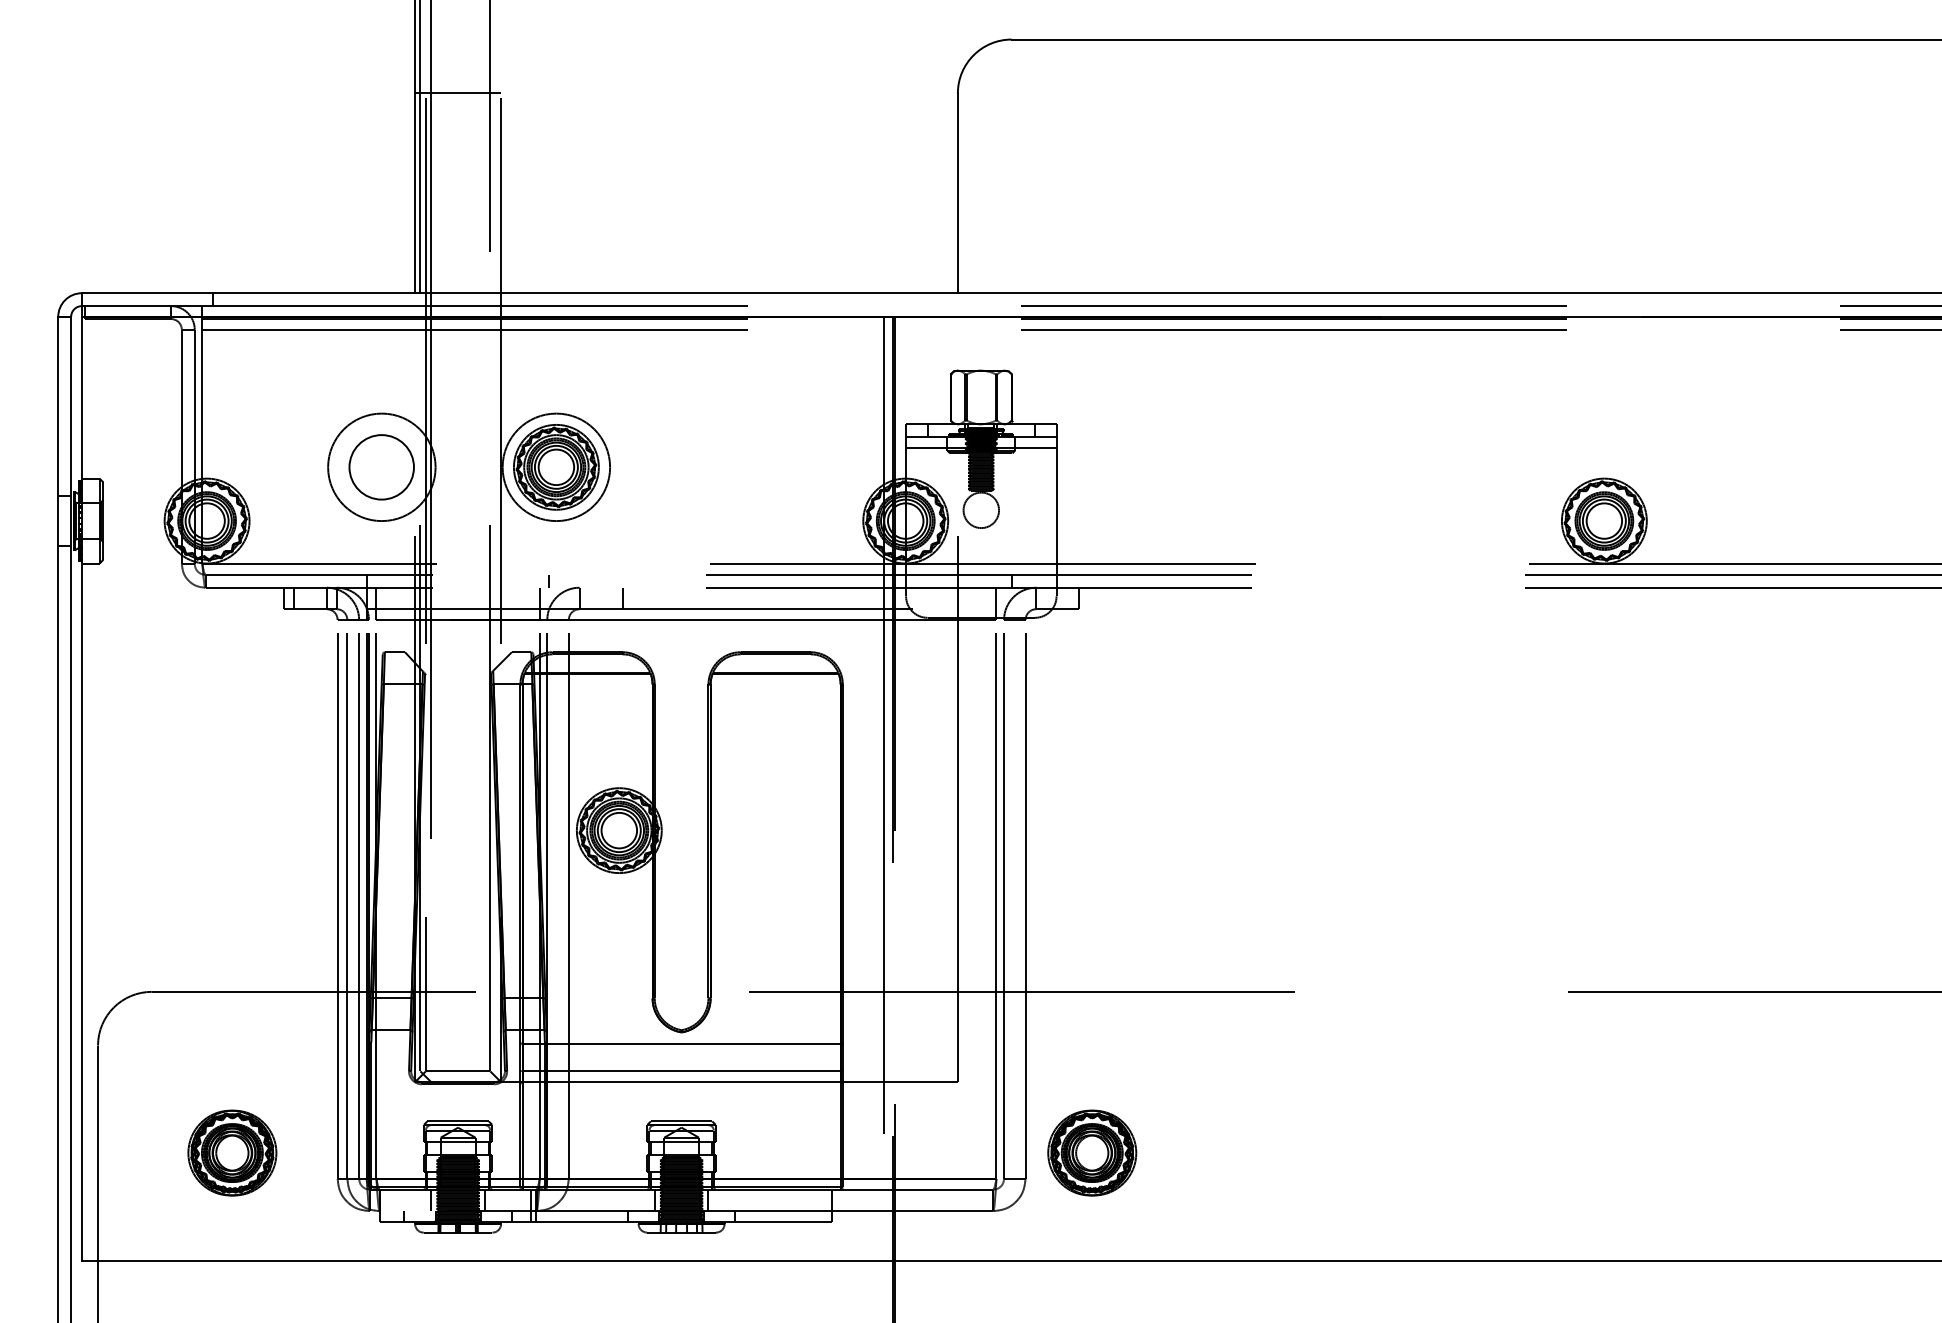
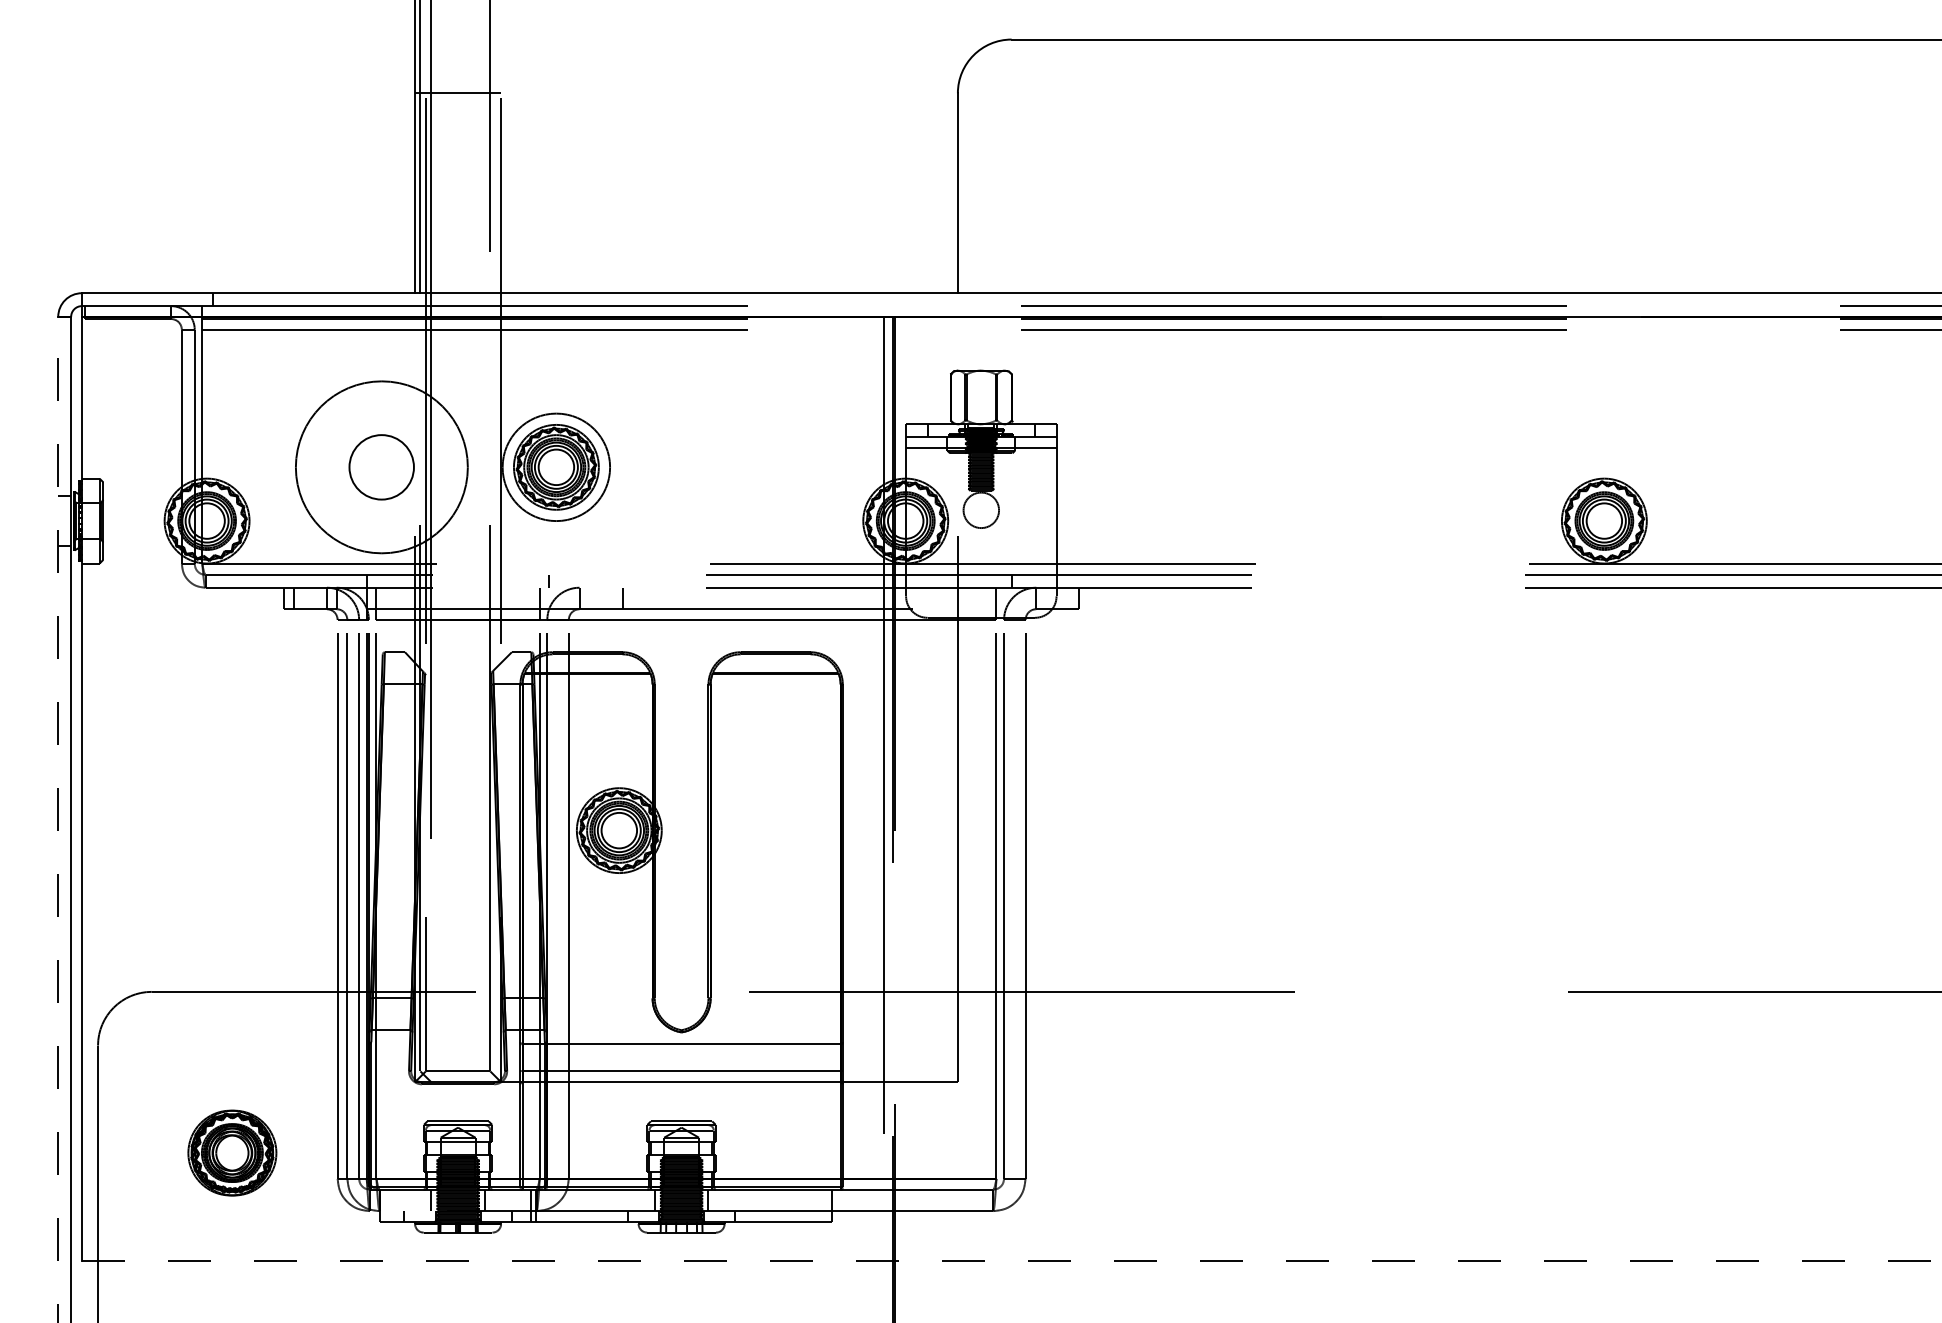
circle diameter: 107 px -> 172 px (381, 467)
line: solid -> dashed (58, 819)
part: present -> none (1092, 1152)
line: solid -> dashed (1011, 1260)
